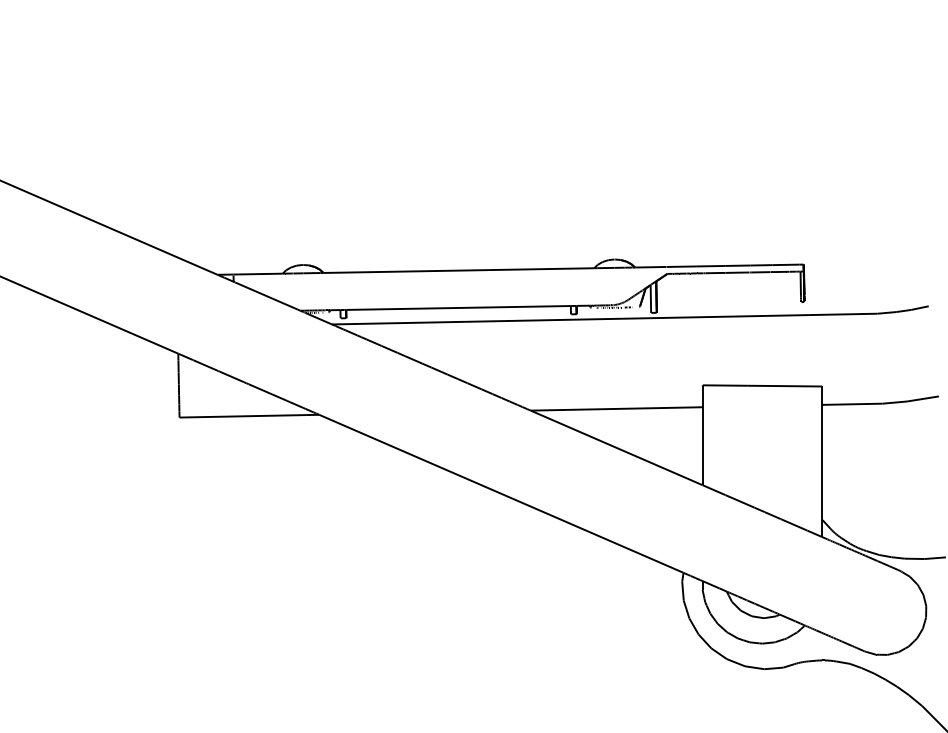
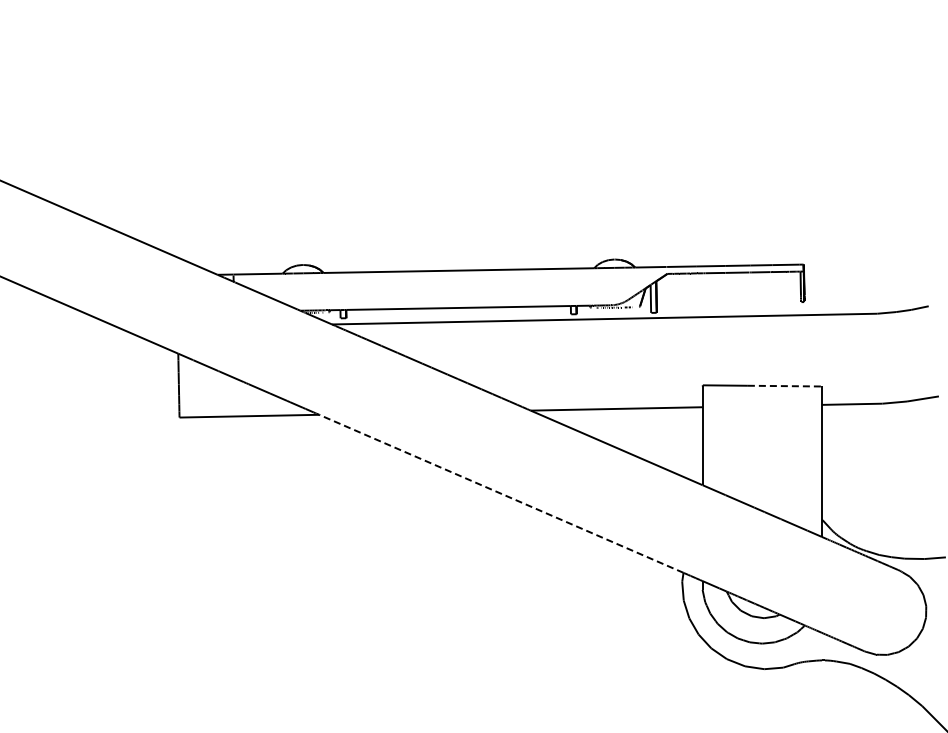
line: solid -> dashed (785, 386)
line: solid -> dashed (501, 493)
